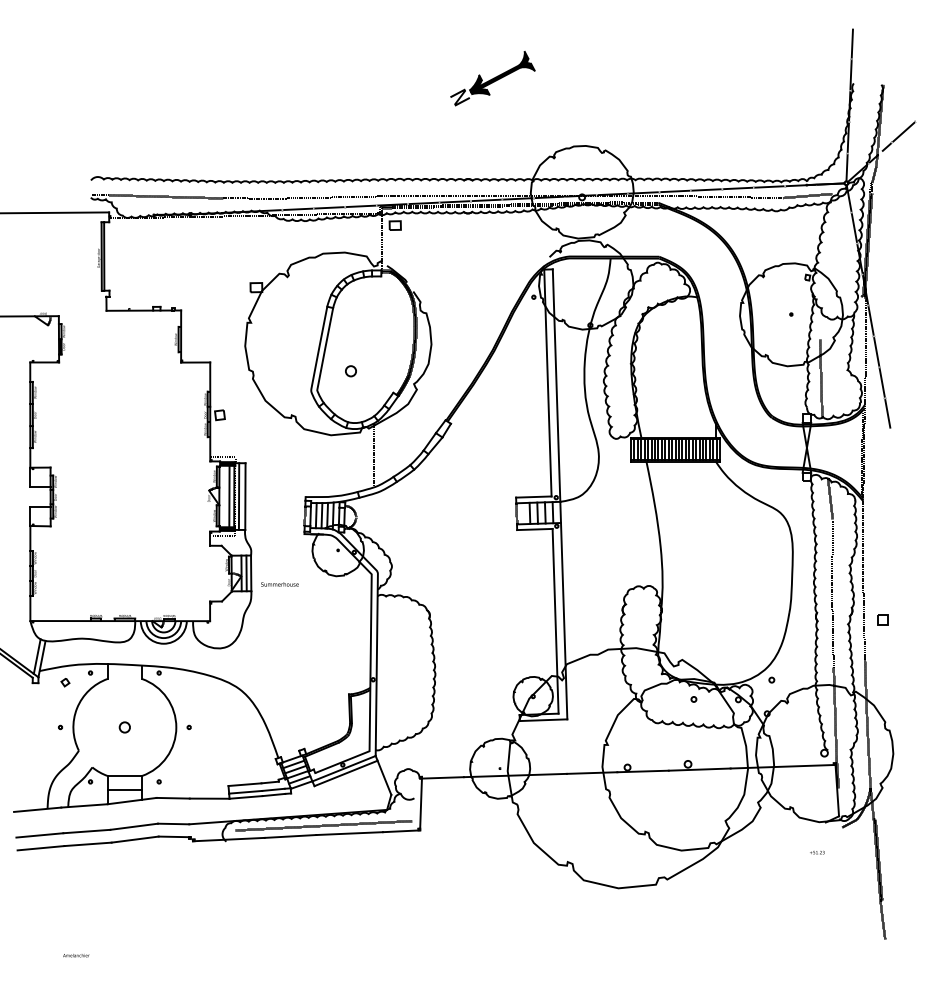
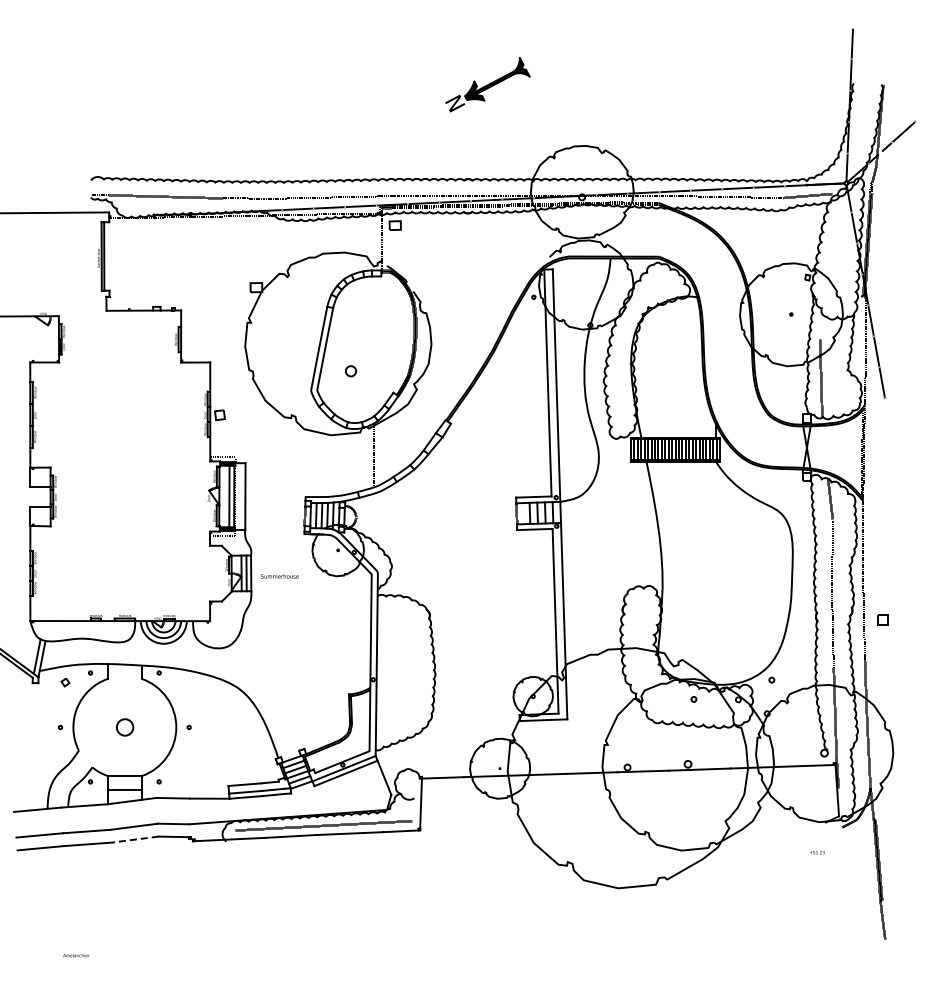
part position: (492, 78) -> (487, 84) (487, 84)
line: present -> none (887, 413)
line: present -> none (238, 496)
text position: (279, 584) -> (279, 576) (279, 576)
circle size: 13x13 px -> 19x19 px (125, 727)
line: solid -> dashed (135, 839)
